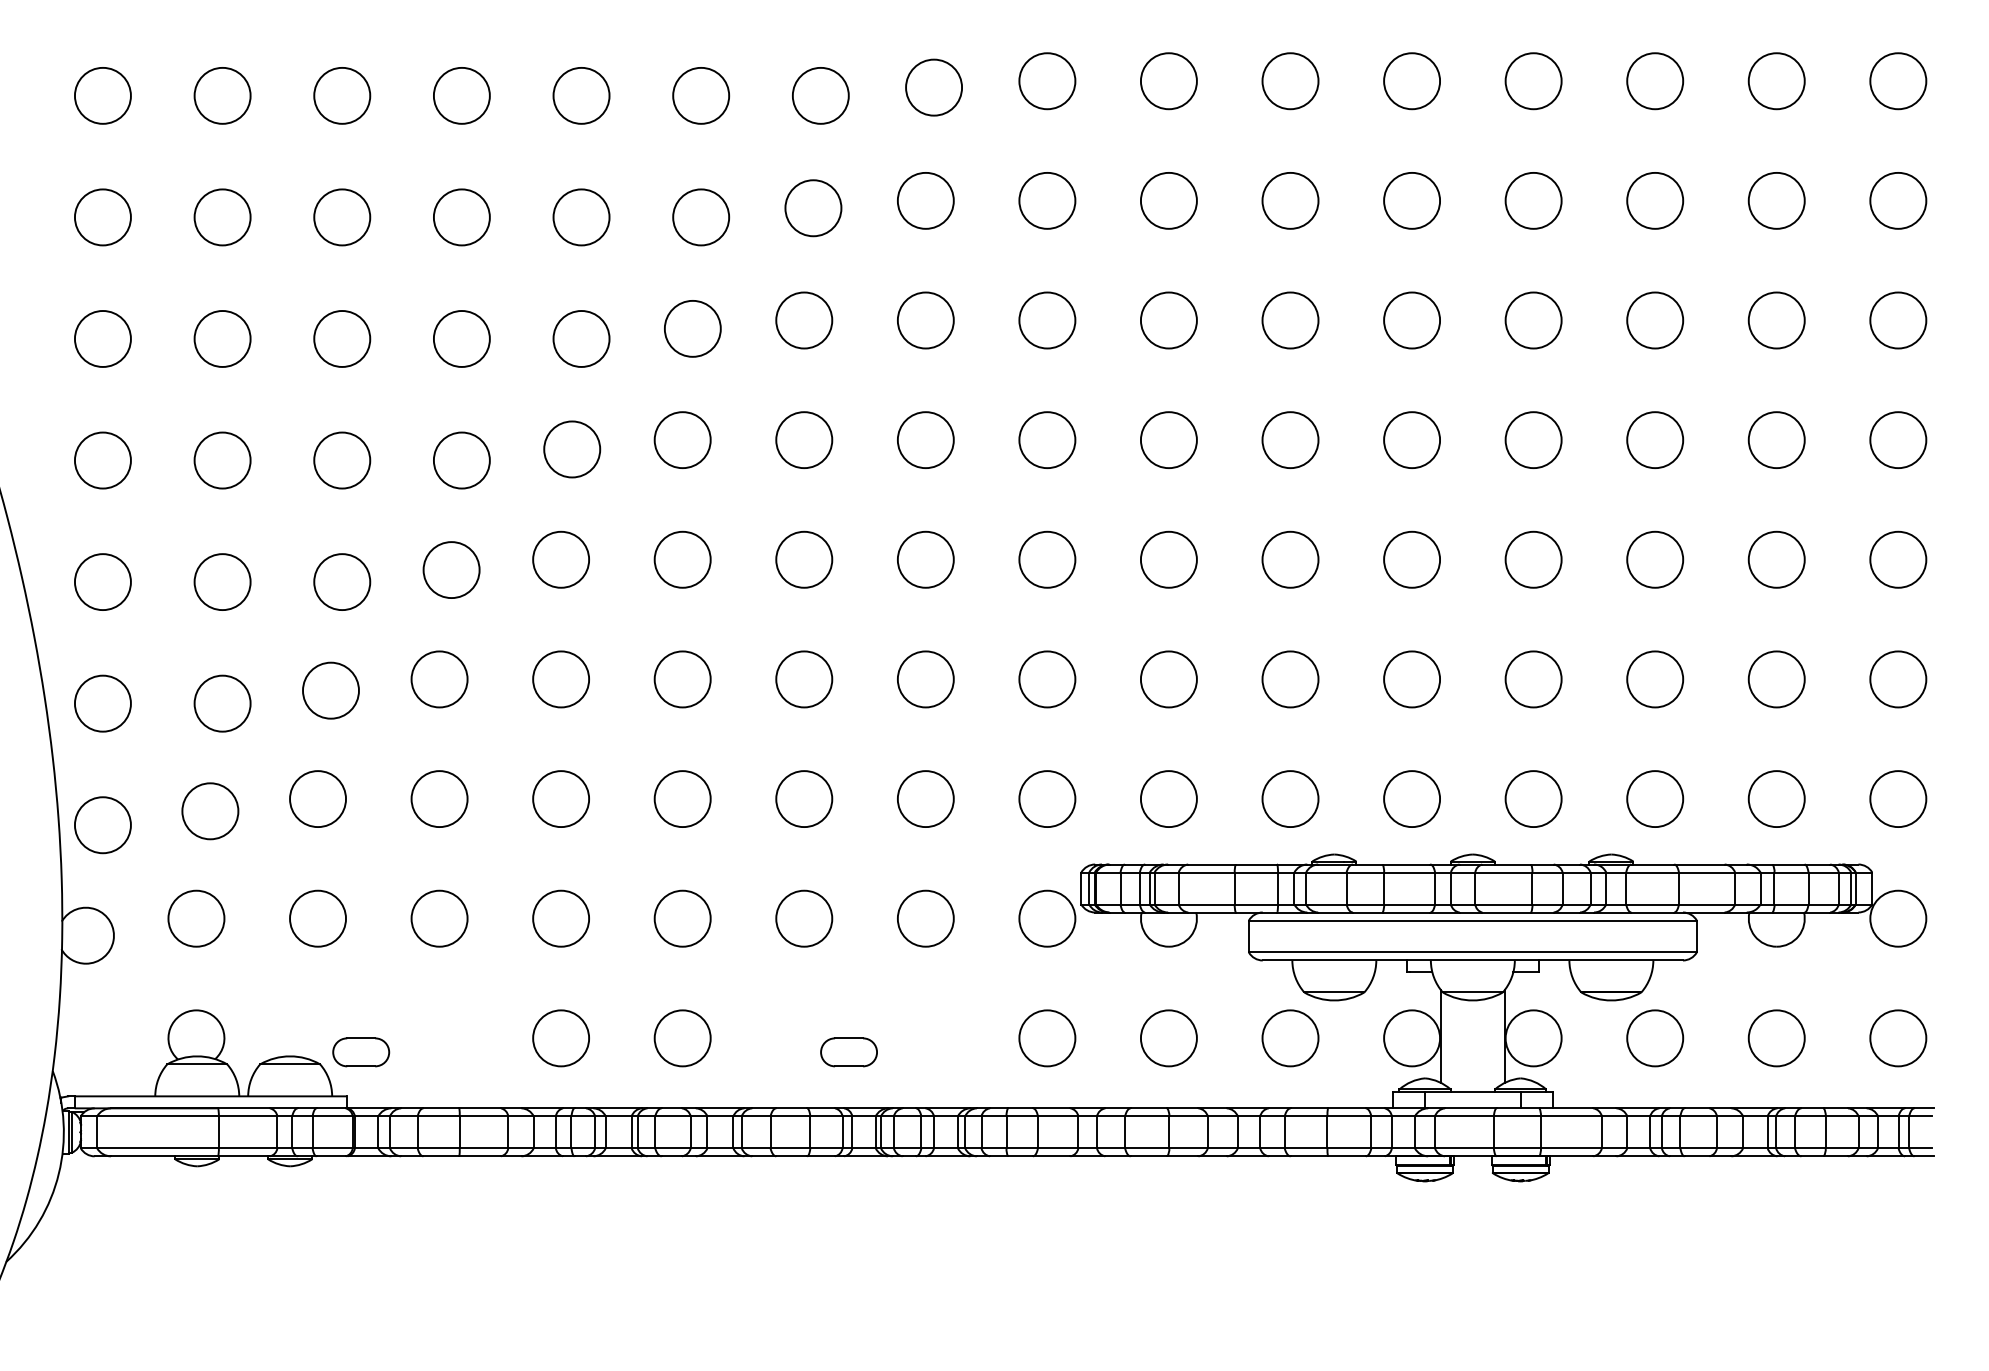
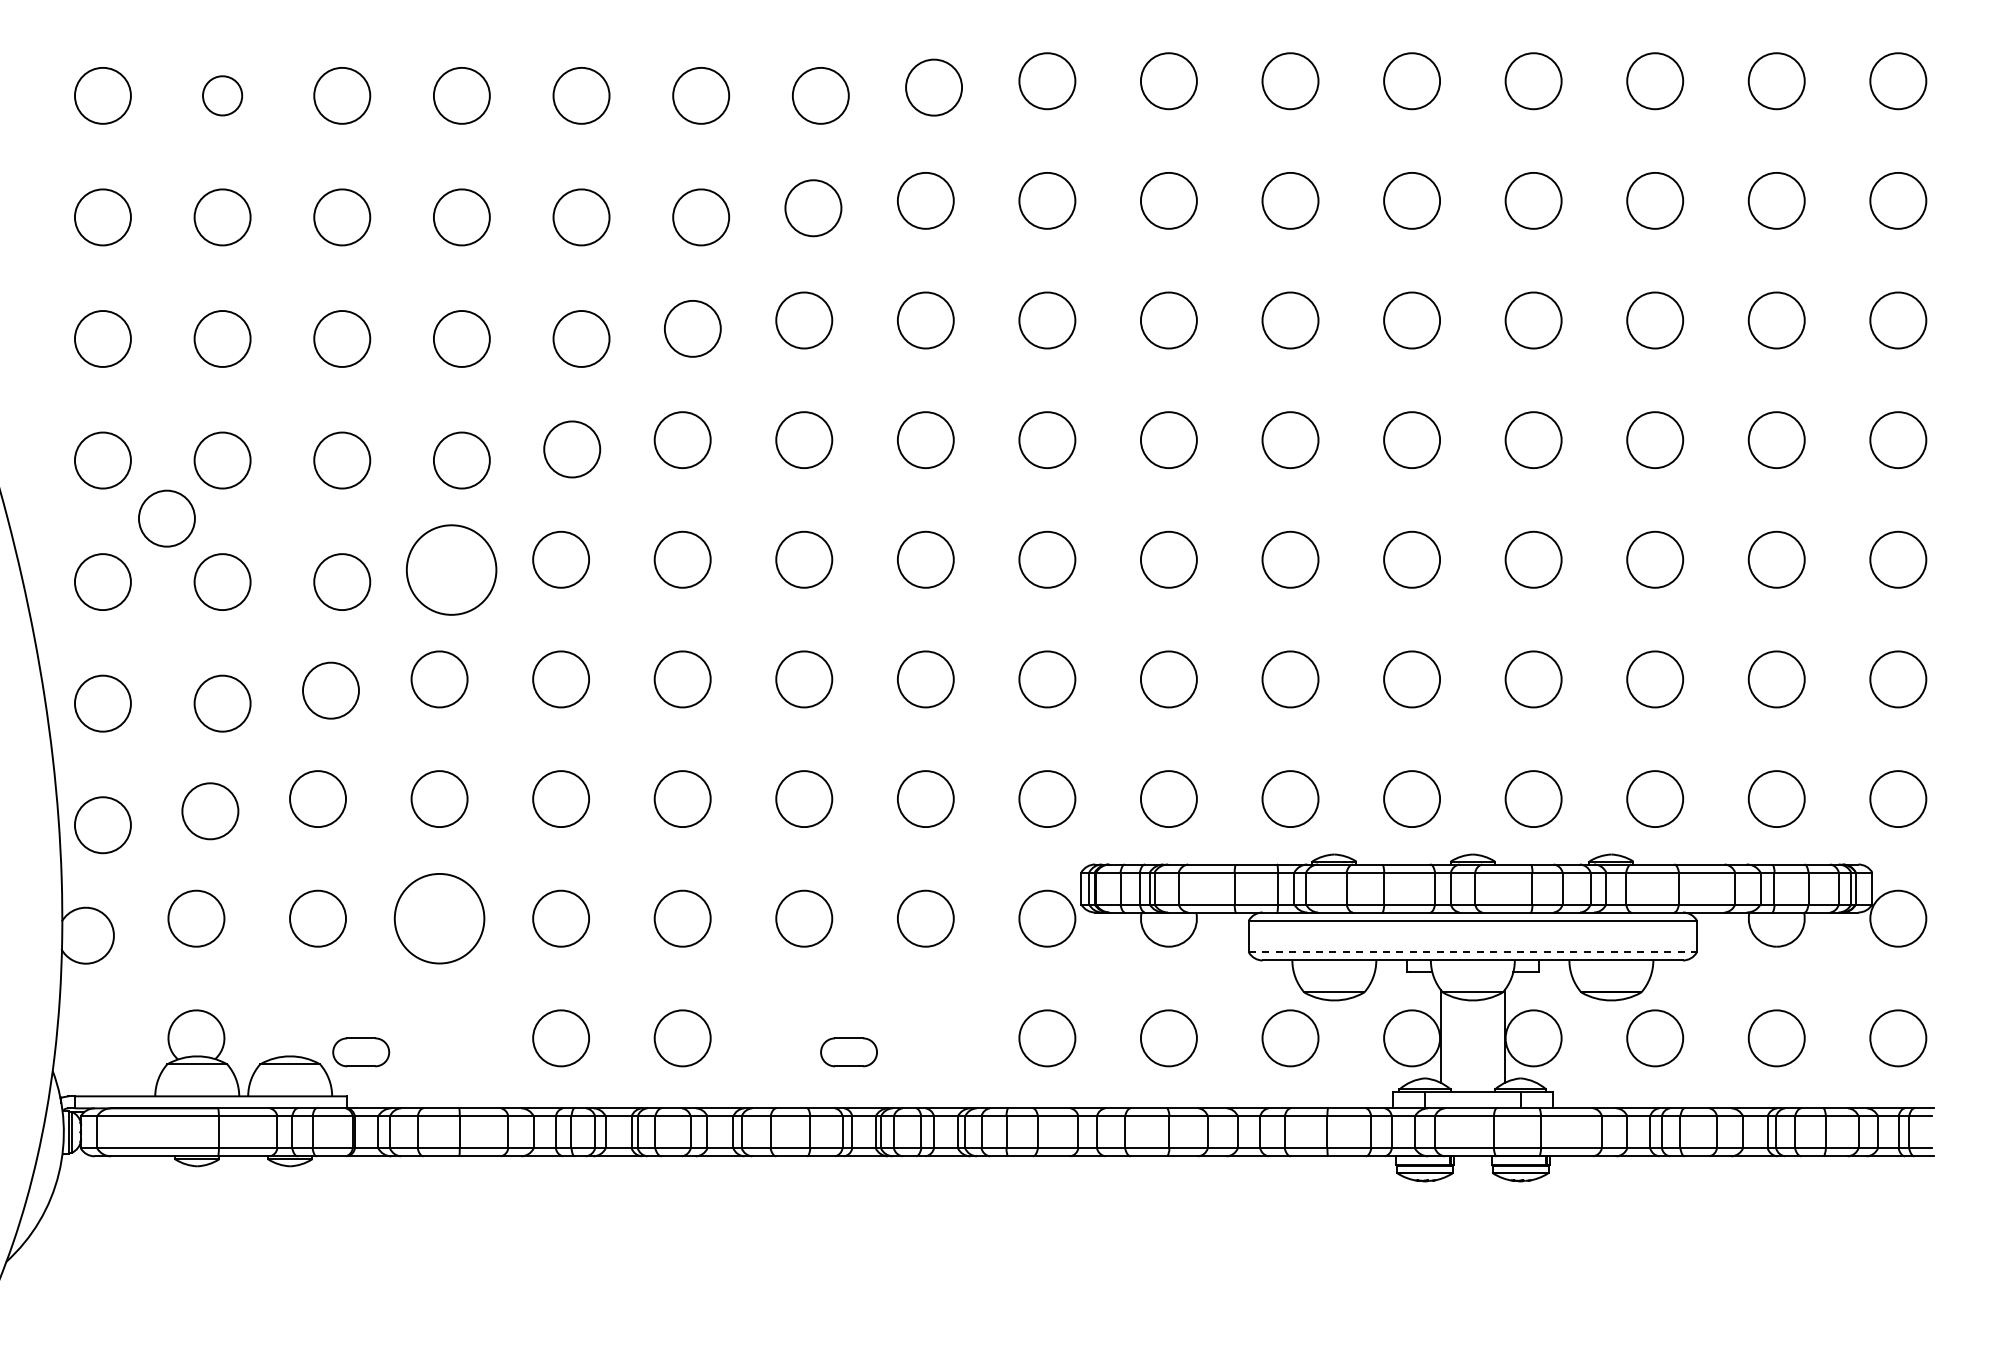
circle diameter: 56 px -> 39 px (222, 95)
circle: none -> present (166, 518)
circle diameter: 56 px -> 90 px (451, 569)
circle diameter: 56 px -> 90 px (439, 918)
line: solid -> dashed (1472, 952)
